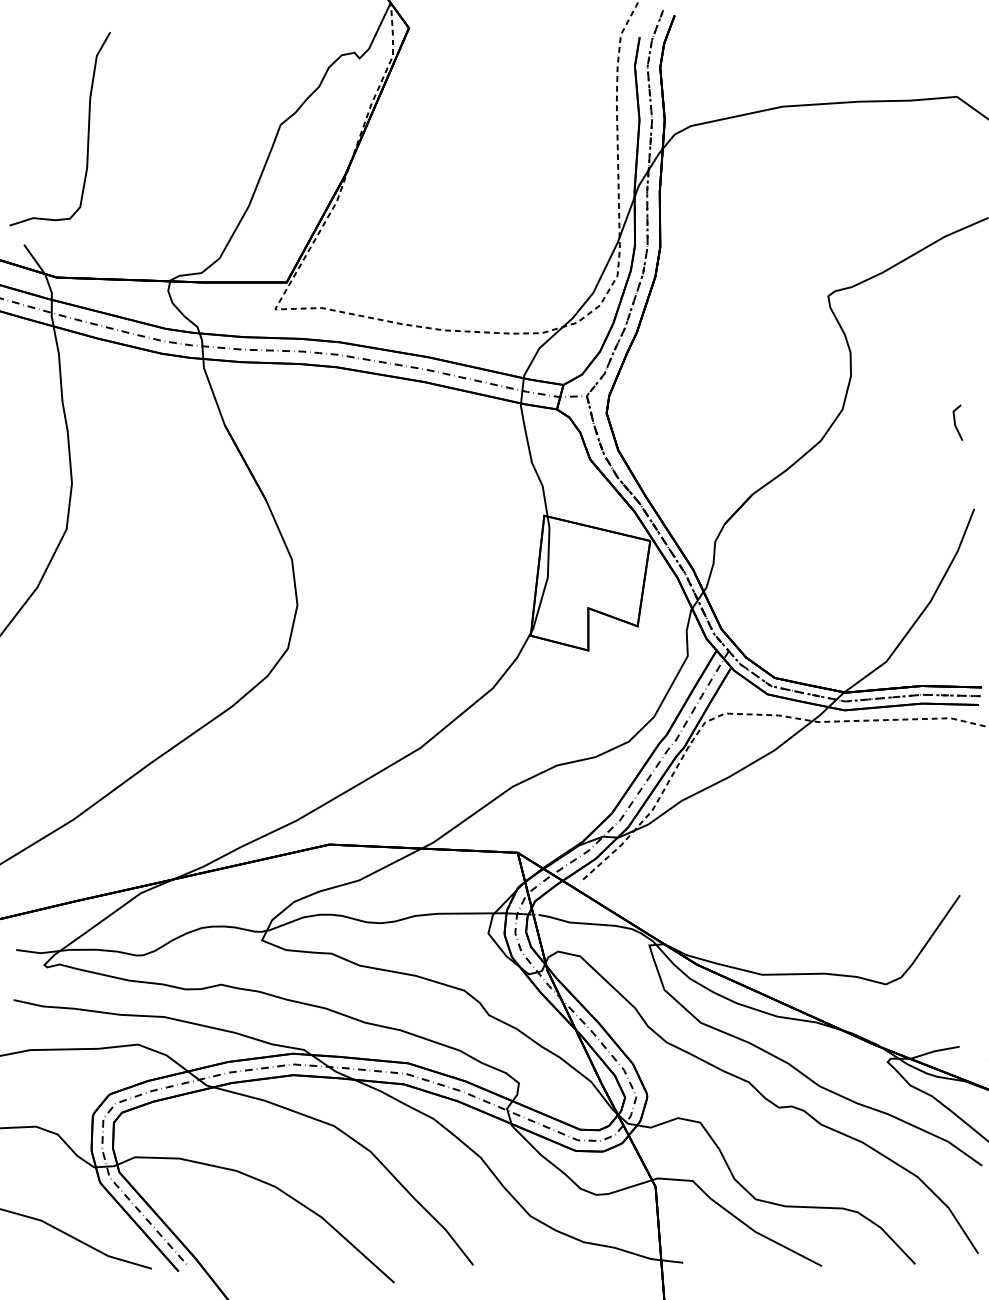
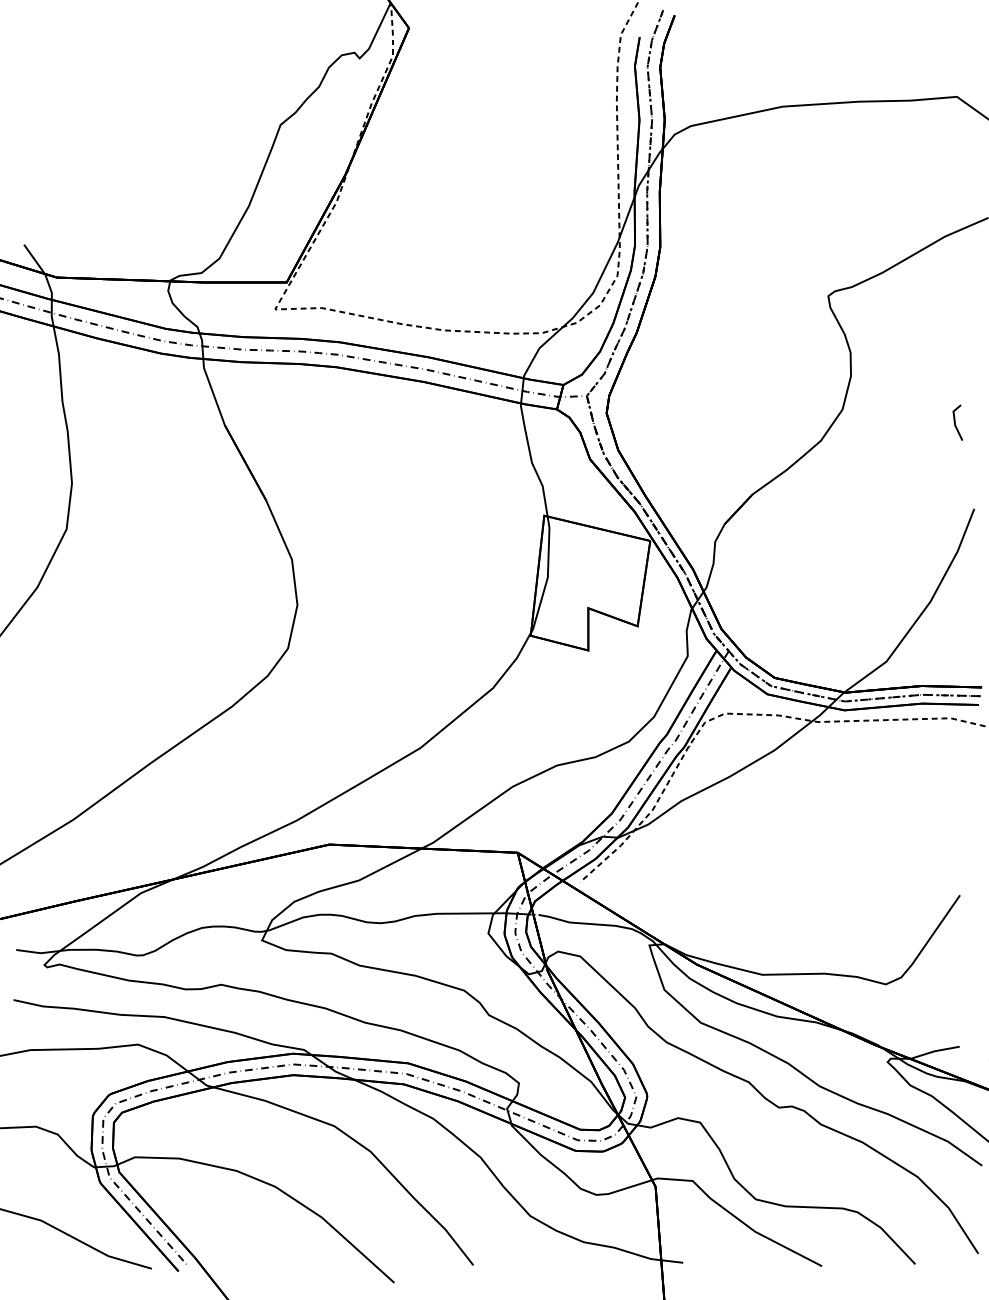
curve: present -> none (87, 130)
